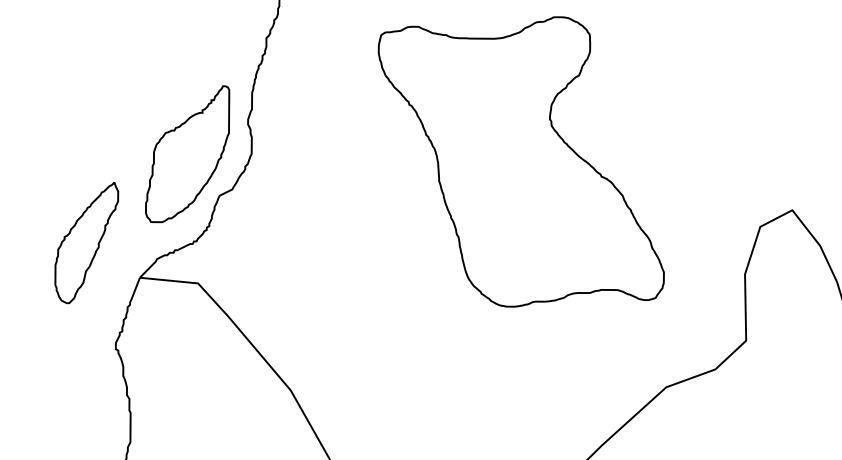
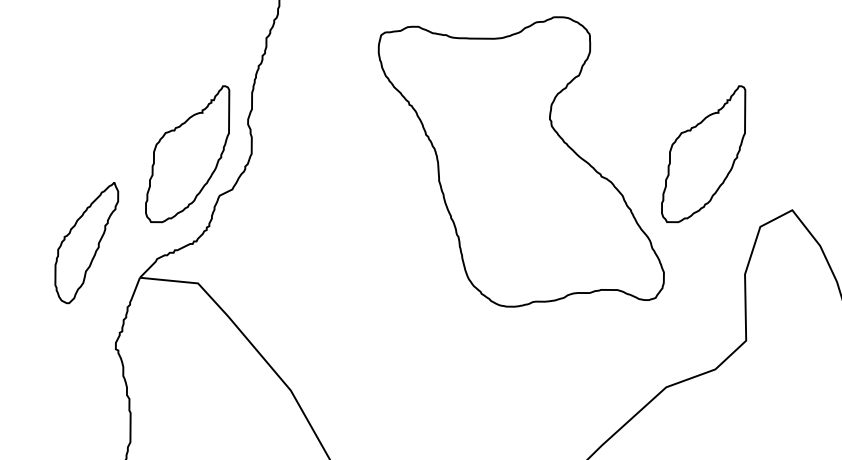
part: none -> present (703, 154)
